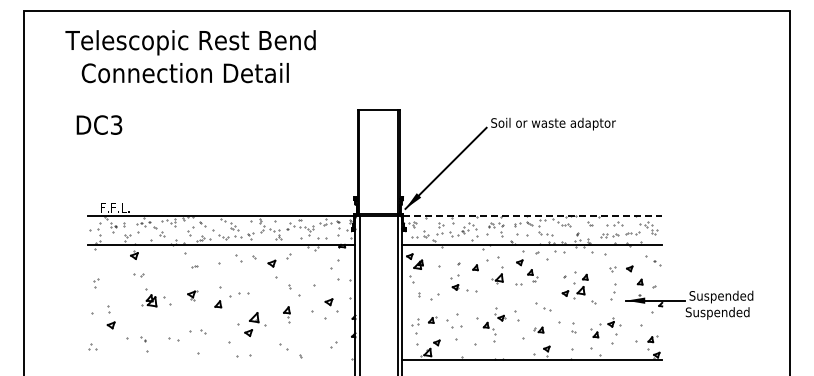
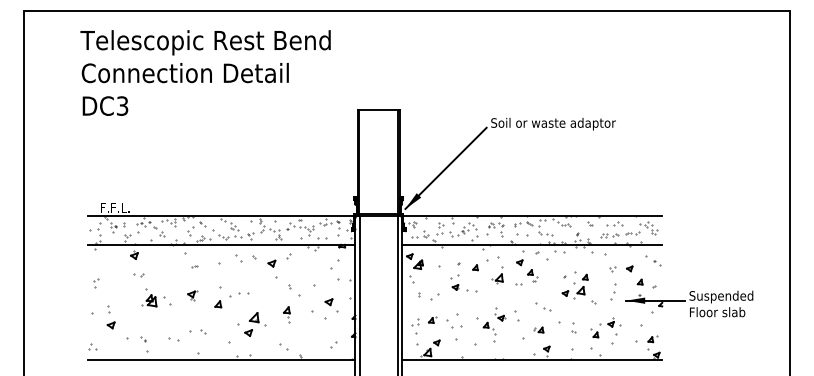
text position: (190, 42) -> (205, 42) (205, 42)
text position: (99, 124) -> (105, 105) (105, 105)
line: dashed -> solid (532, 216)
text: Suspended -> Floor slab (717, 313)
line: none -> present (221, 359)
